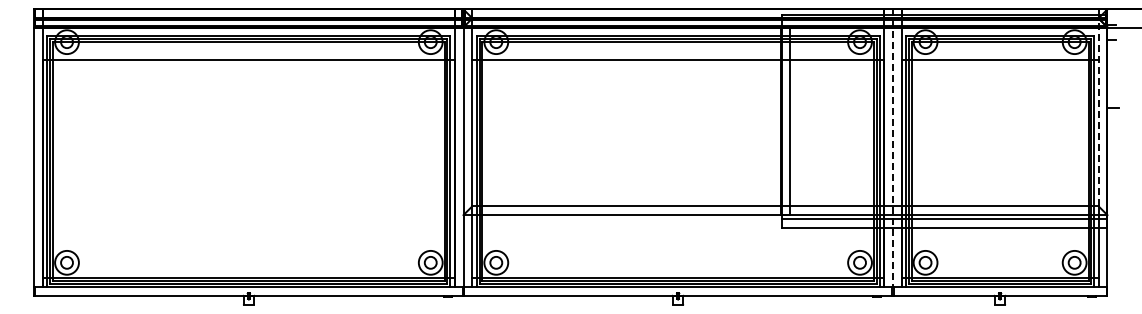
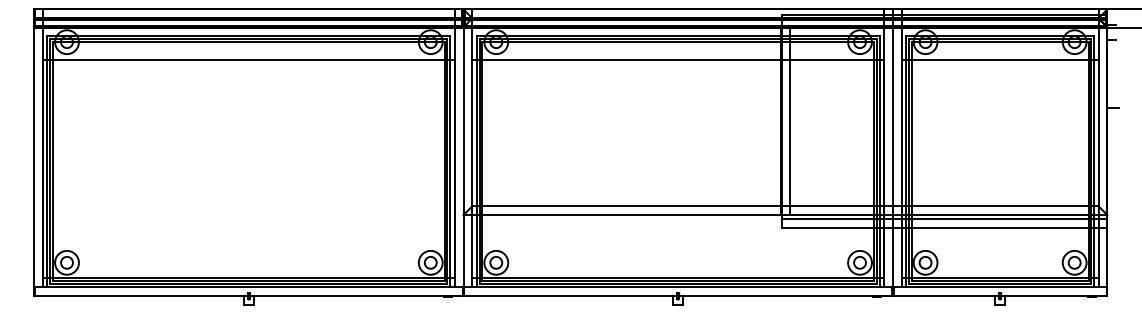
line: dashed -> solid (1098, 112)
line: dashed -> solid (892, 148)
